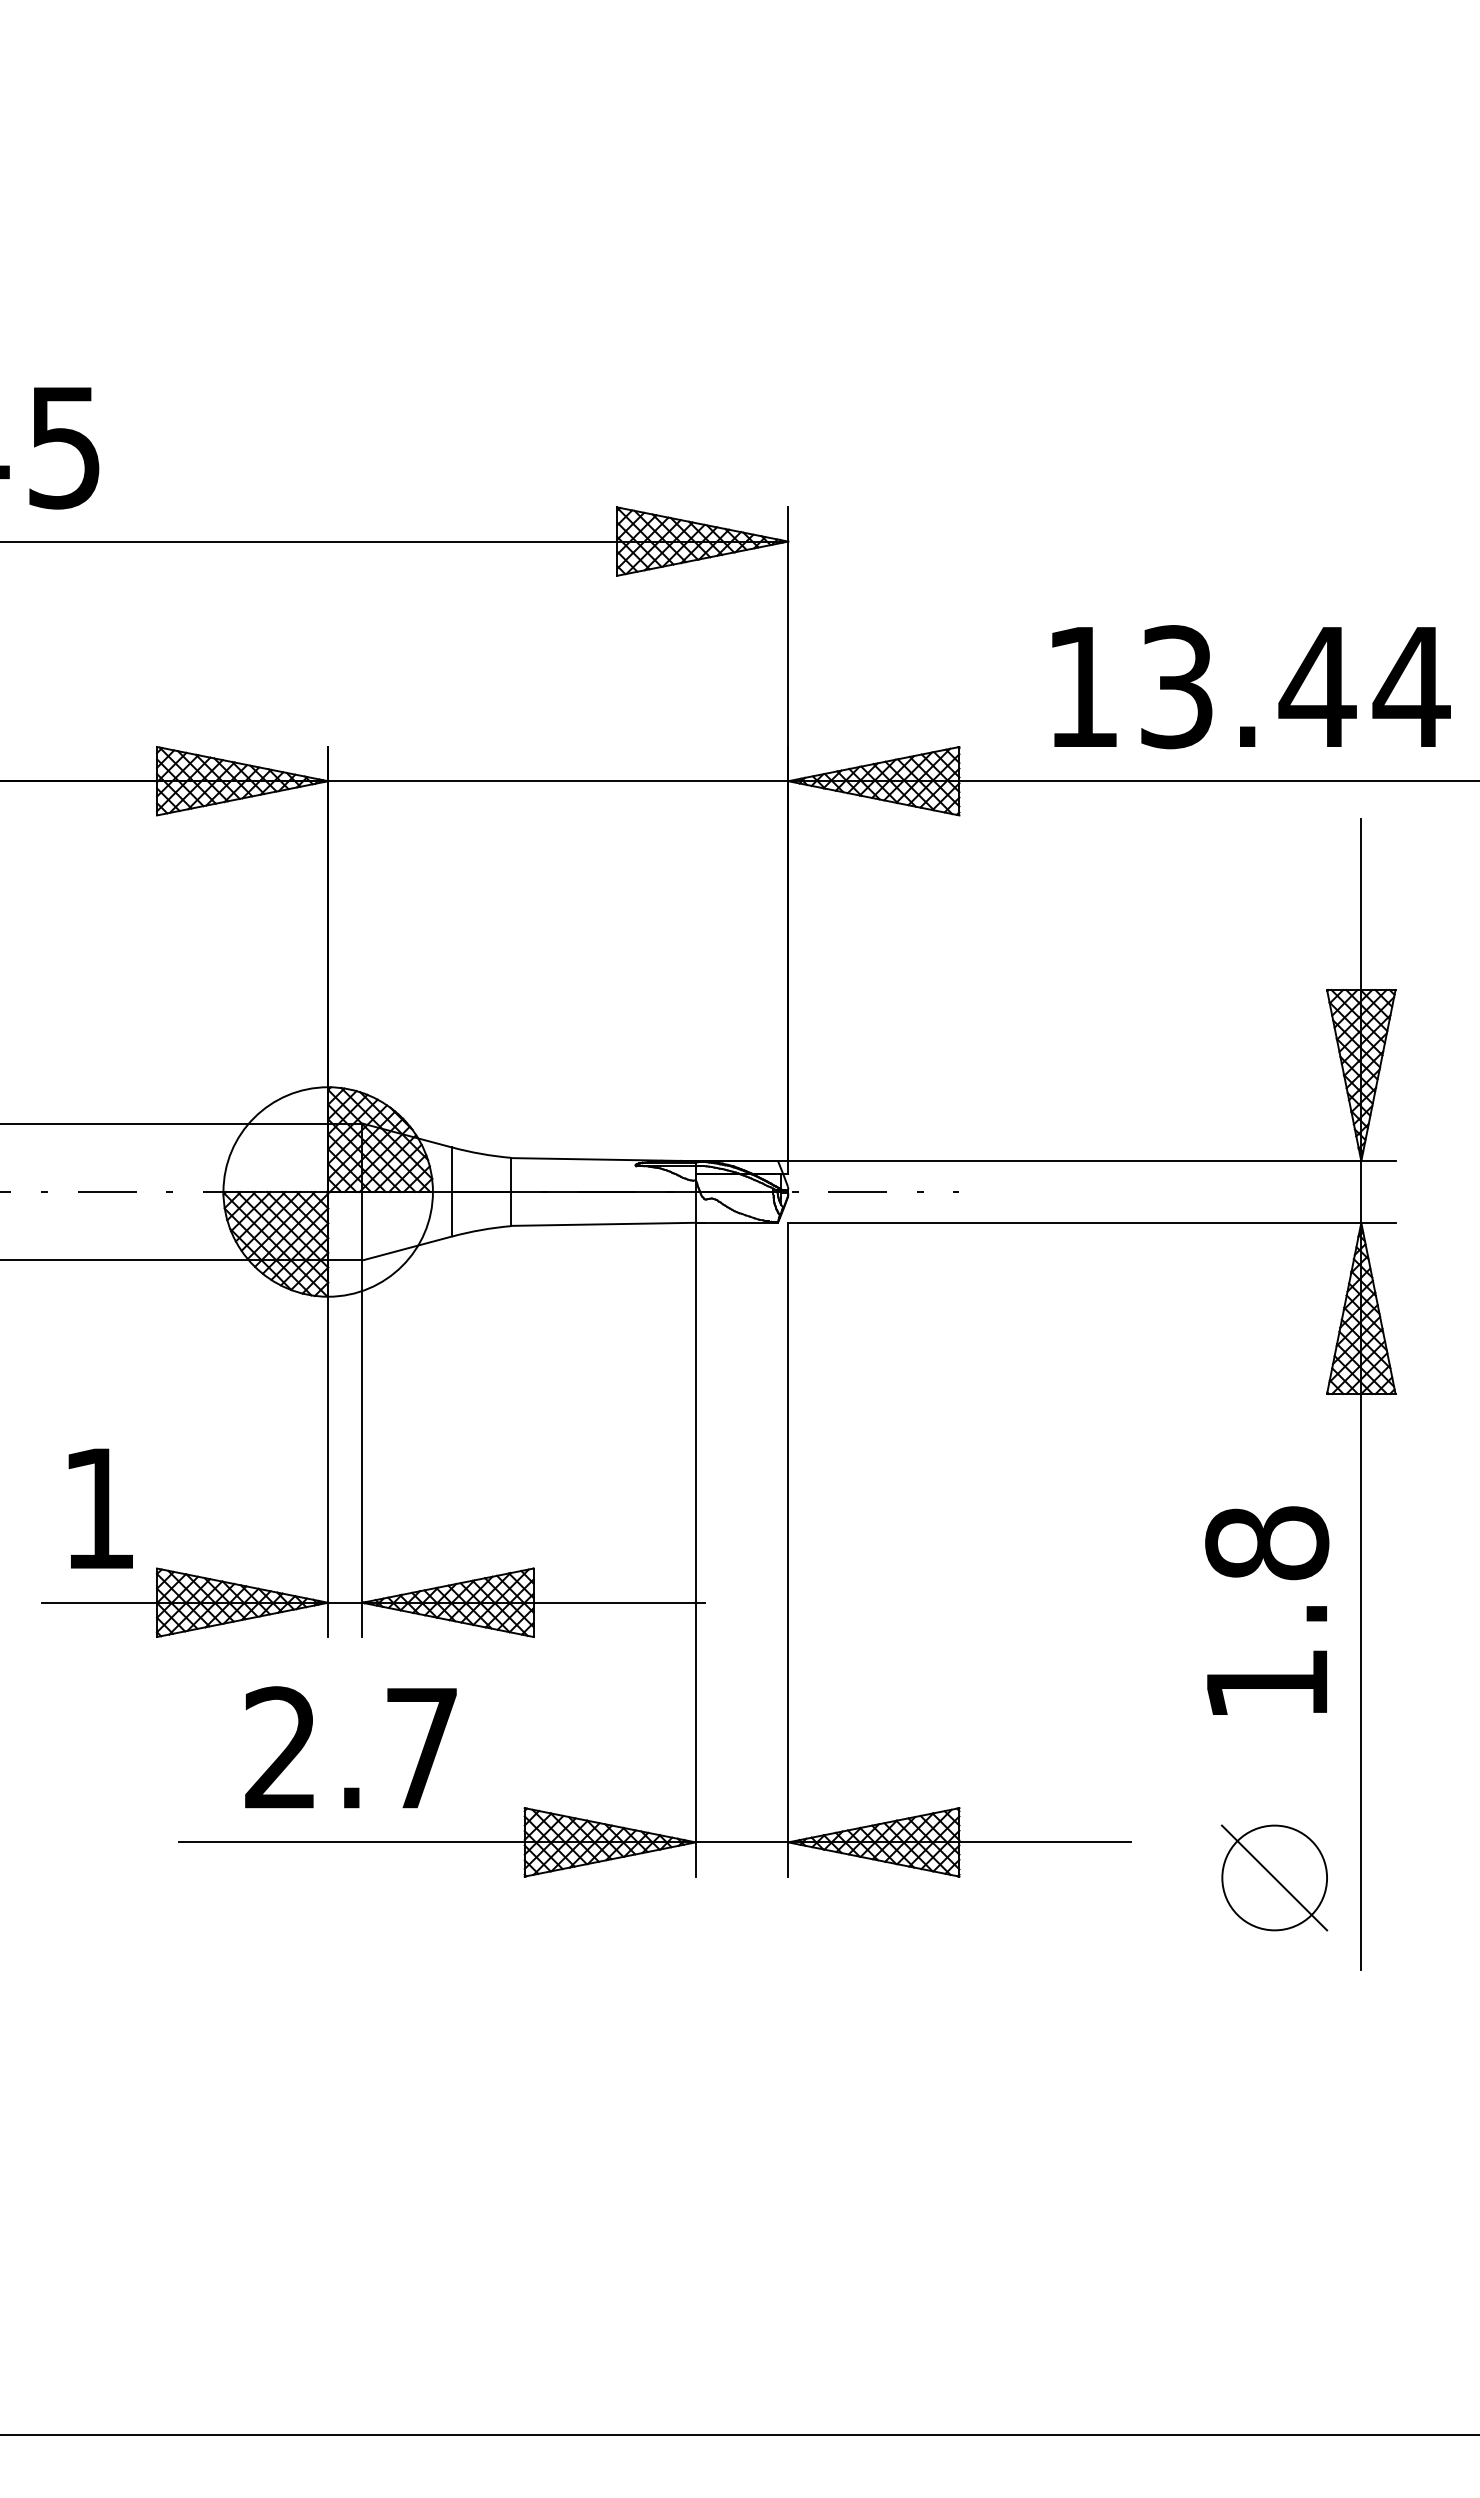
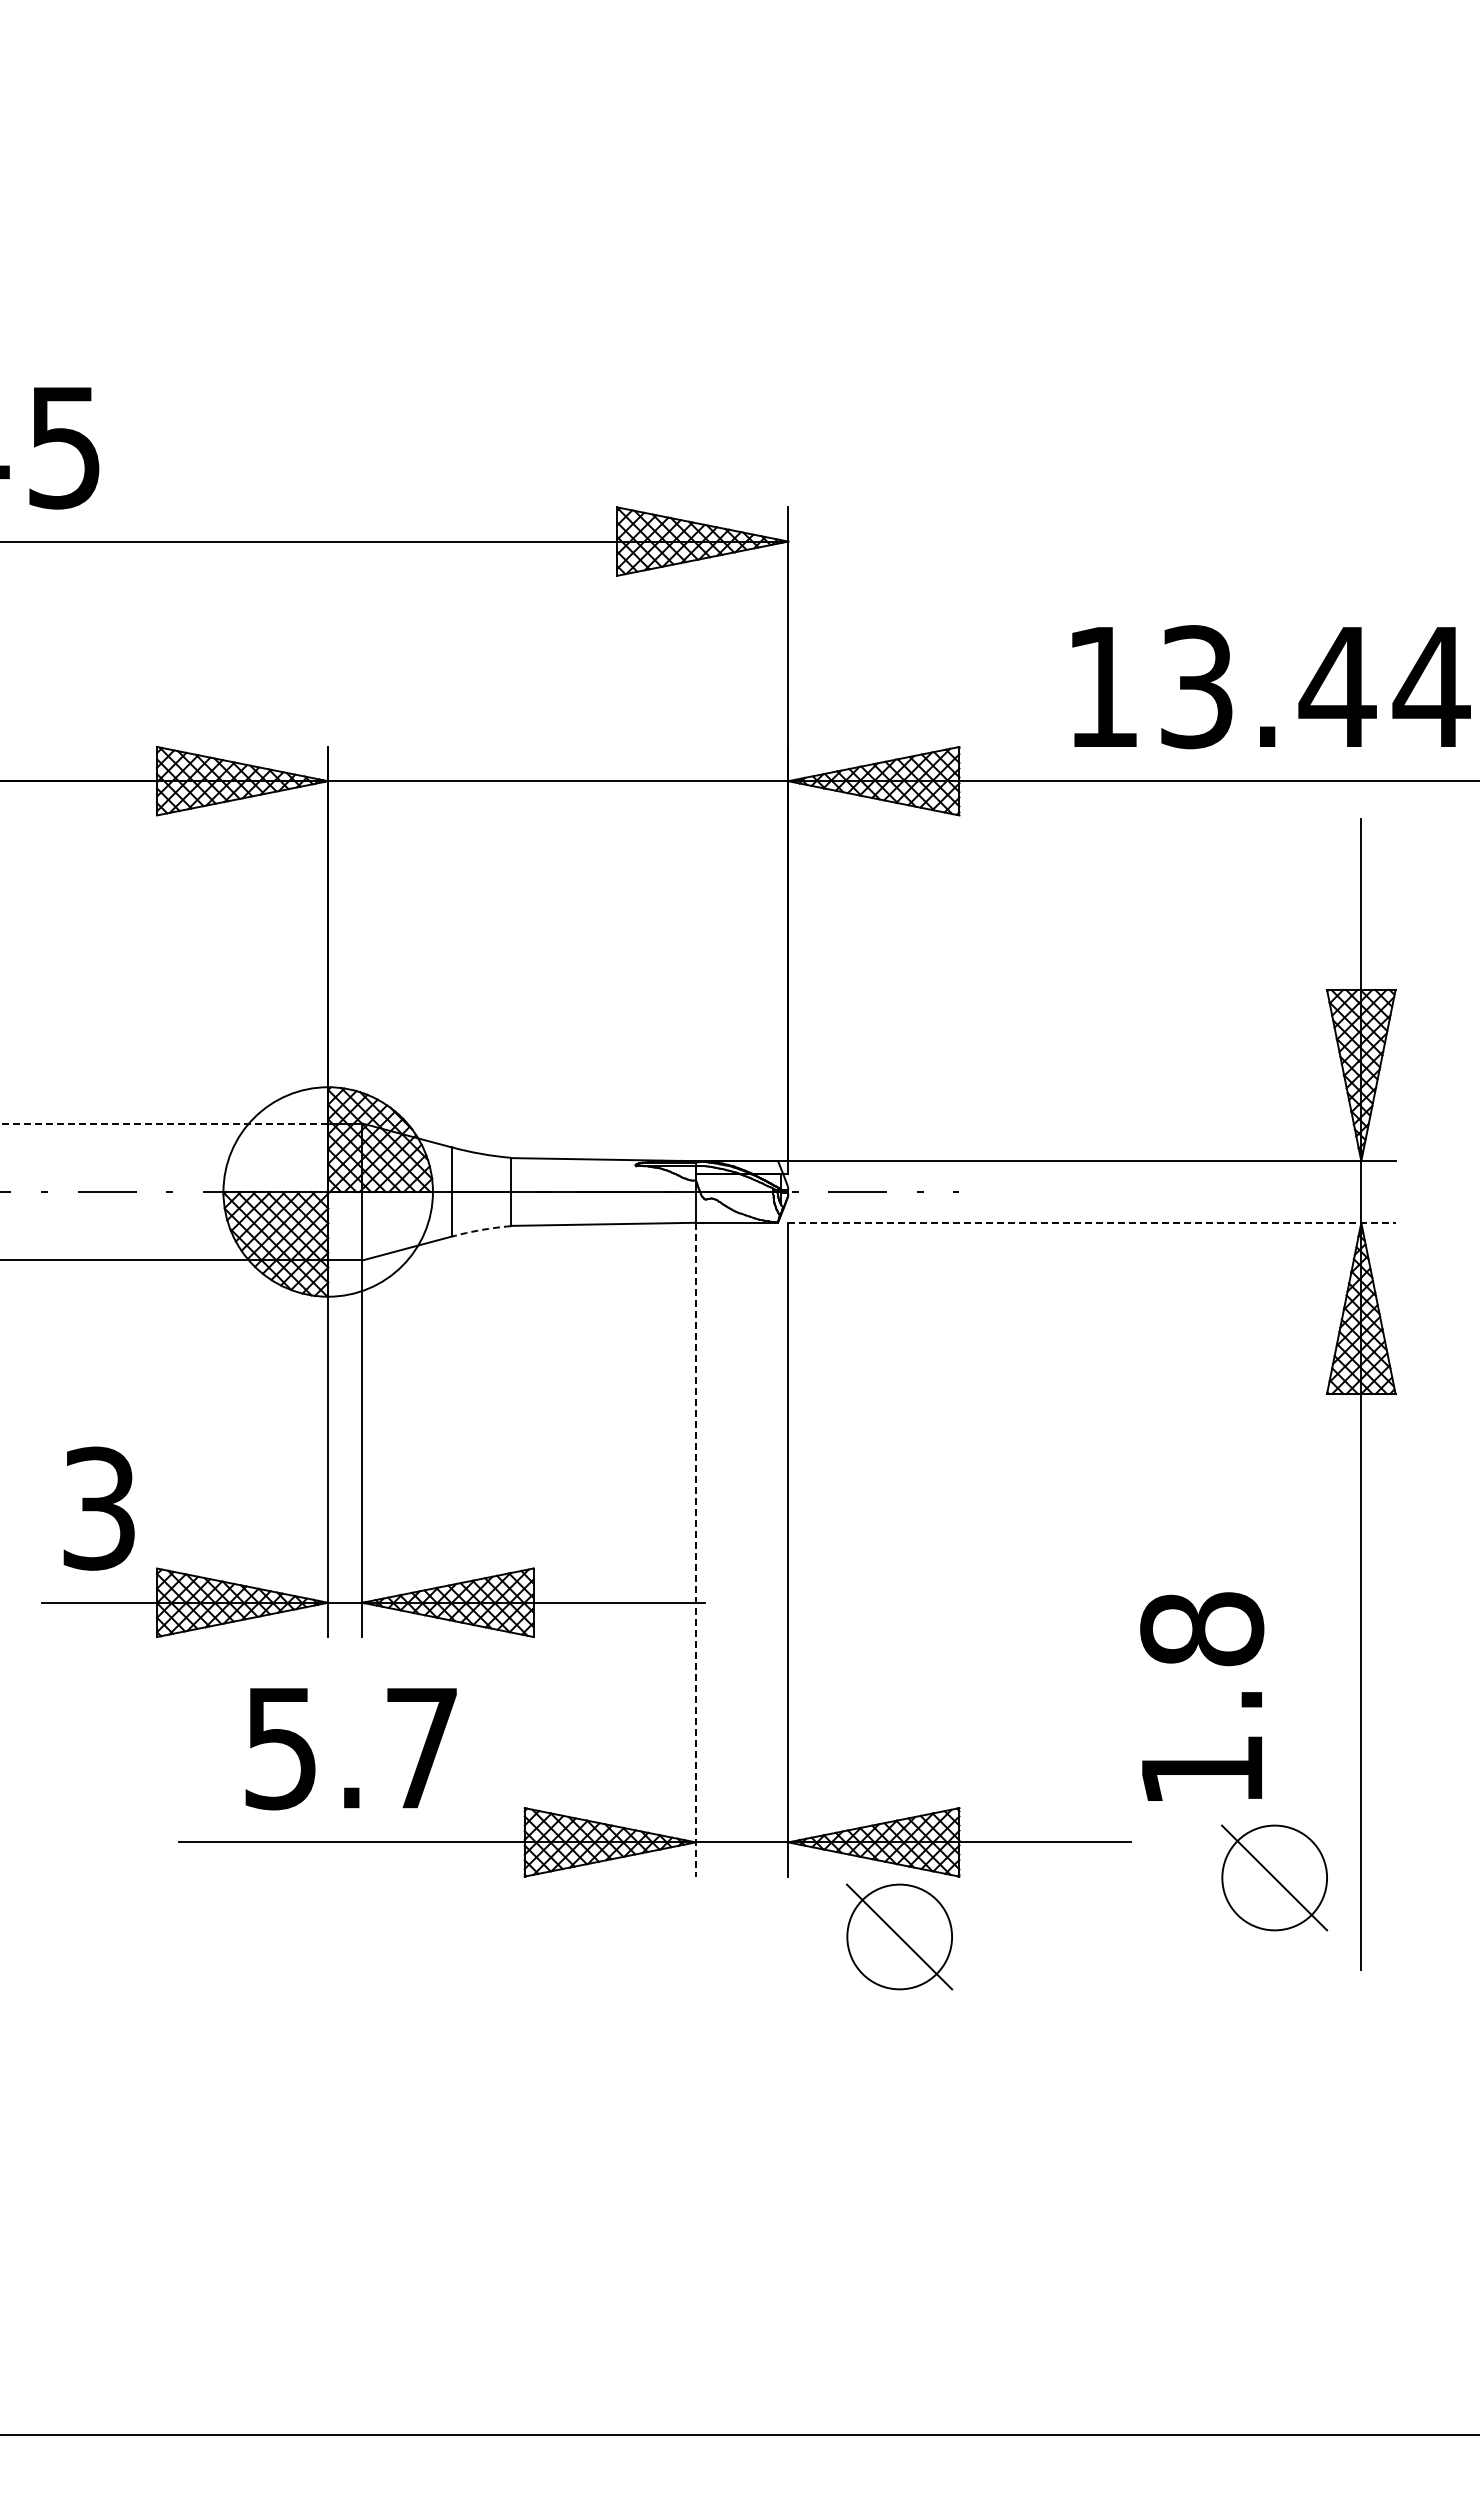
text position: (1251, 687) -> (1271, 687) (1271, 687)
line: solid -> dashed (164, 1123)
line: solid -> dashed (1091, 1222)
arc: solid -> dashed (481, 1230)
text: 1 -> 3 (98, 1508)
line: solid -> dashed (695, 1549)
text position: (1267, 1610) -> (1202, 1696) (1202, 1696)
text: 2.7 -> 5.7 (280, 1748)
part: none -> present (899, 1936)
